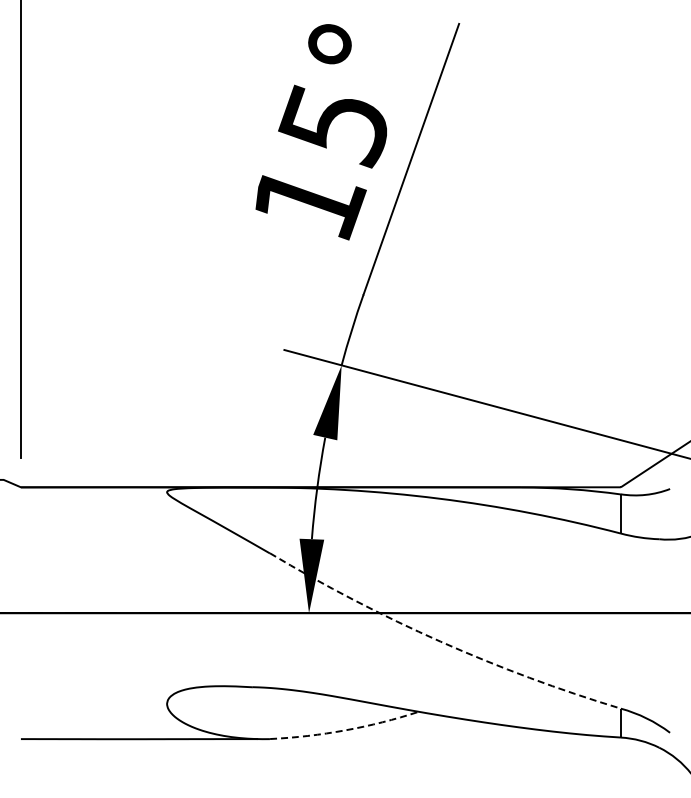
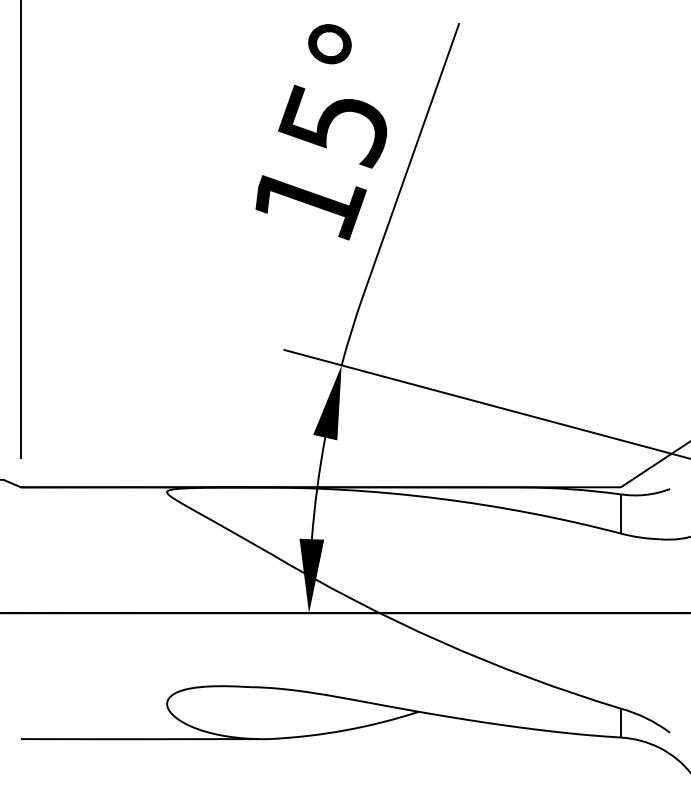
arc: dashed -> solid (440, 641)
arc: dashed -> solid (345, 730)
